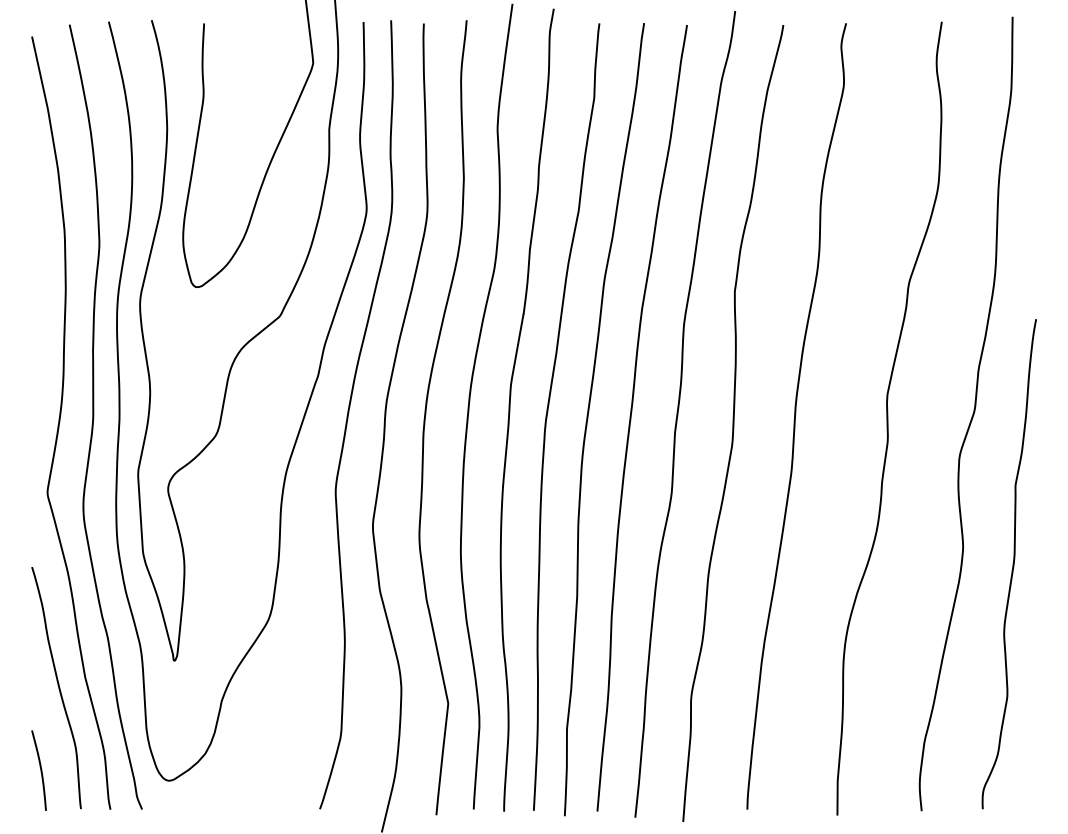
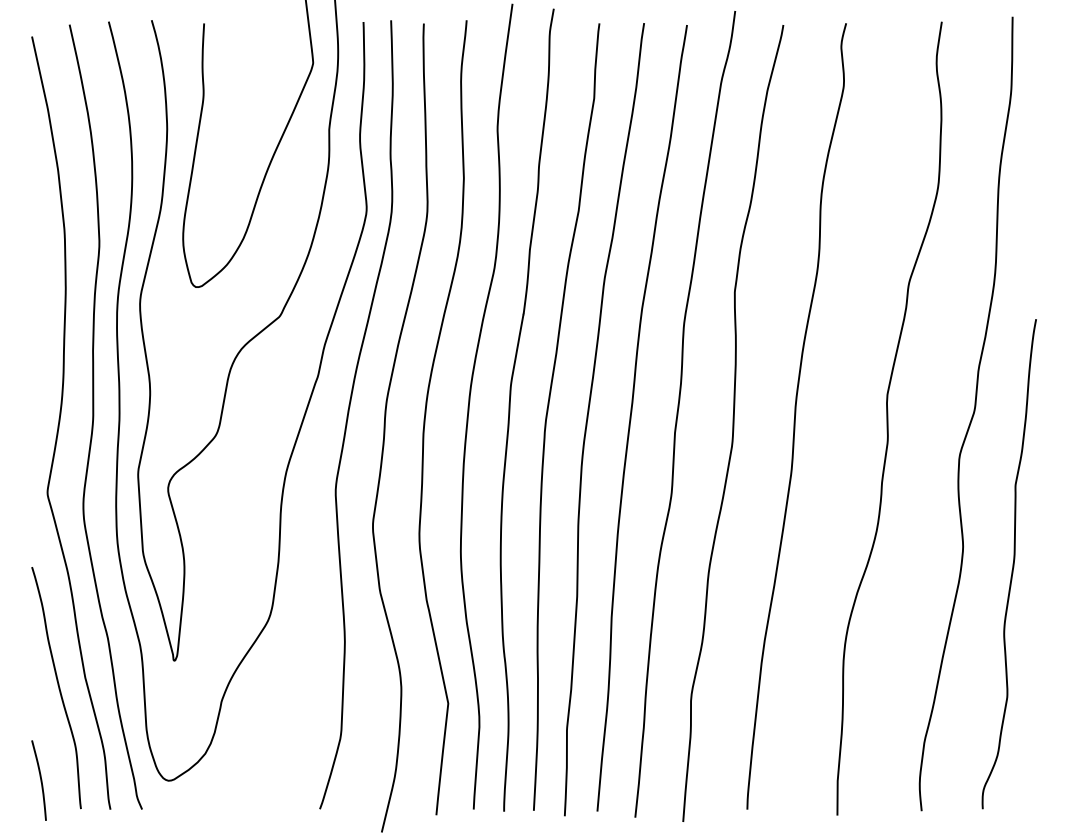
curve position: (40, 770) -> (40, 780) (40, 780)
